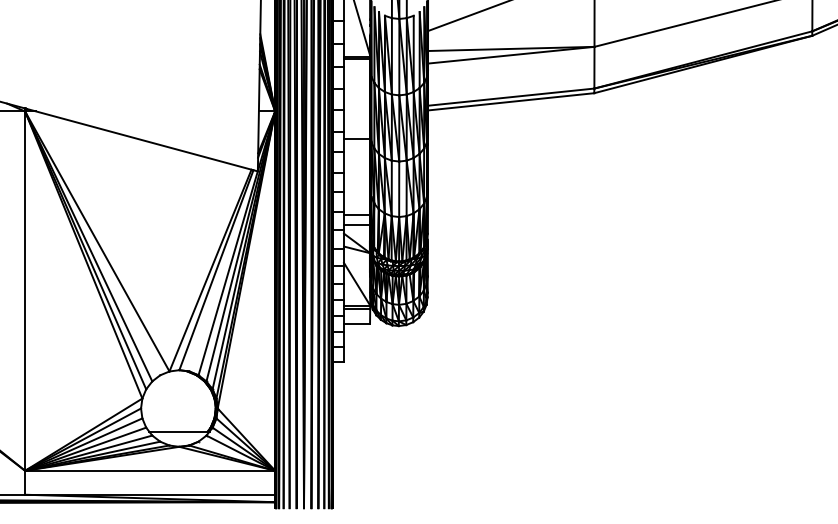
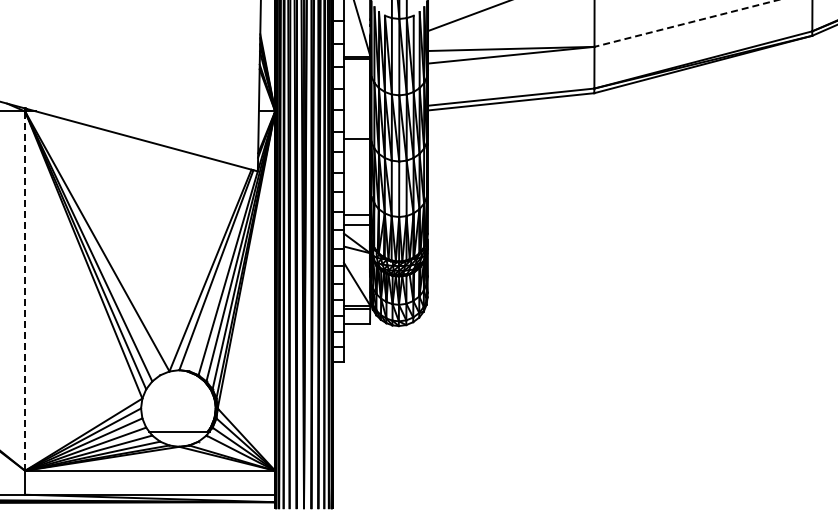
line: solid -> dashed (685, 23)
line: solid -> dashed (25, 291)
